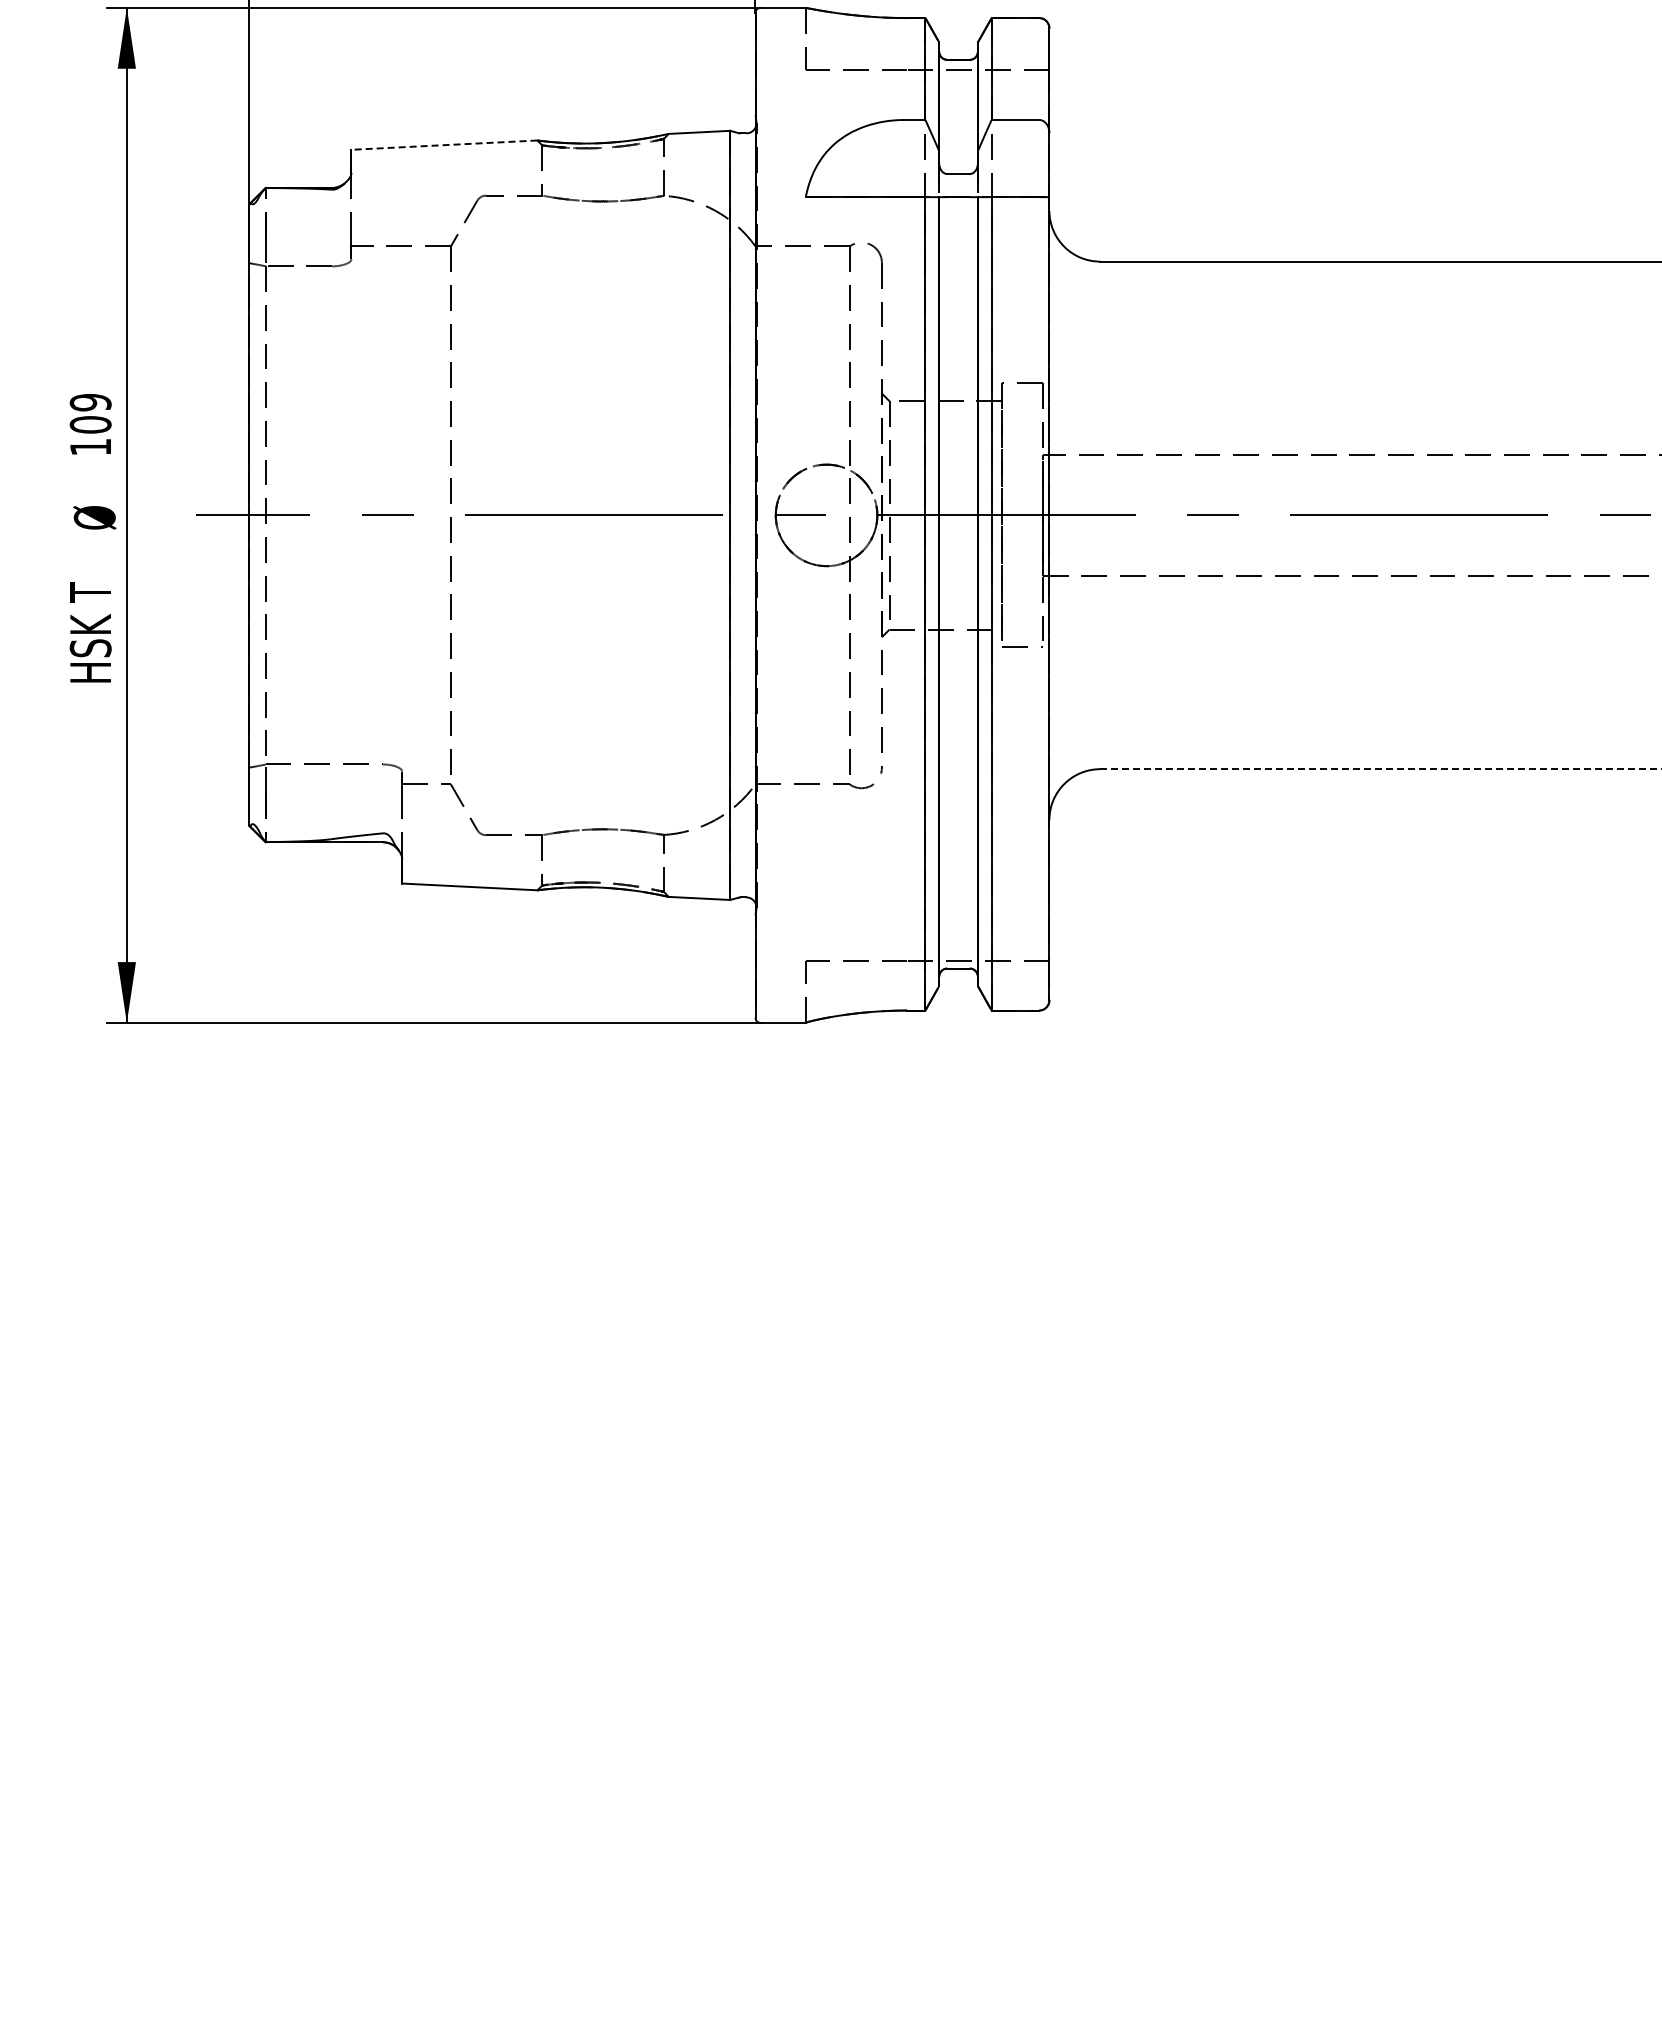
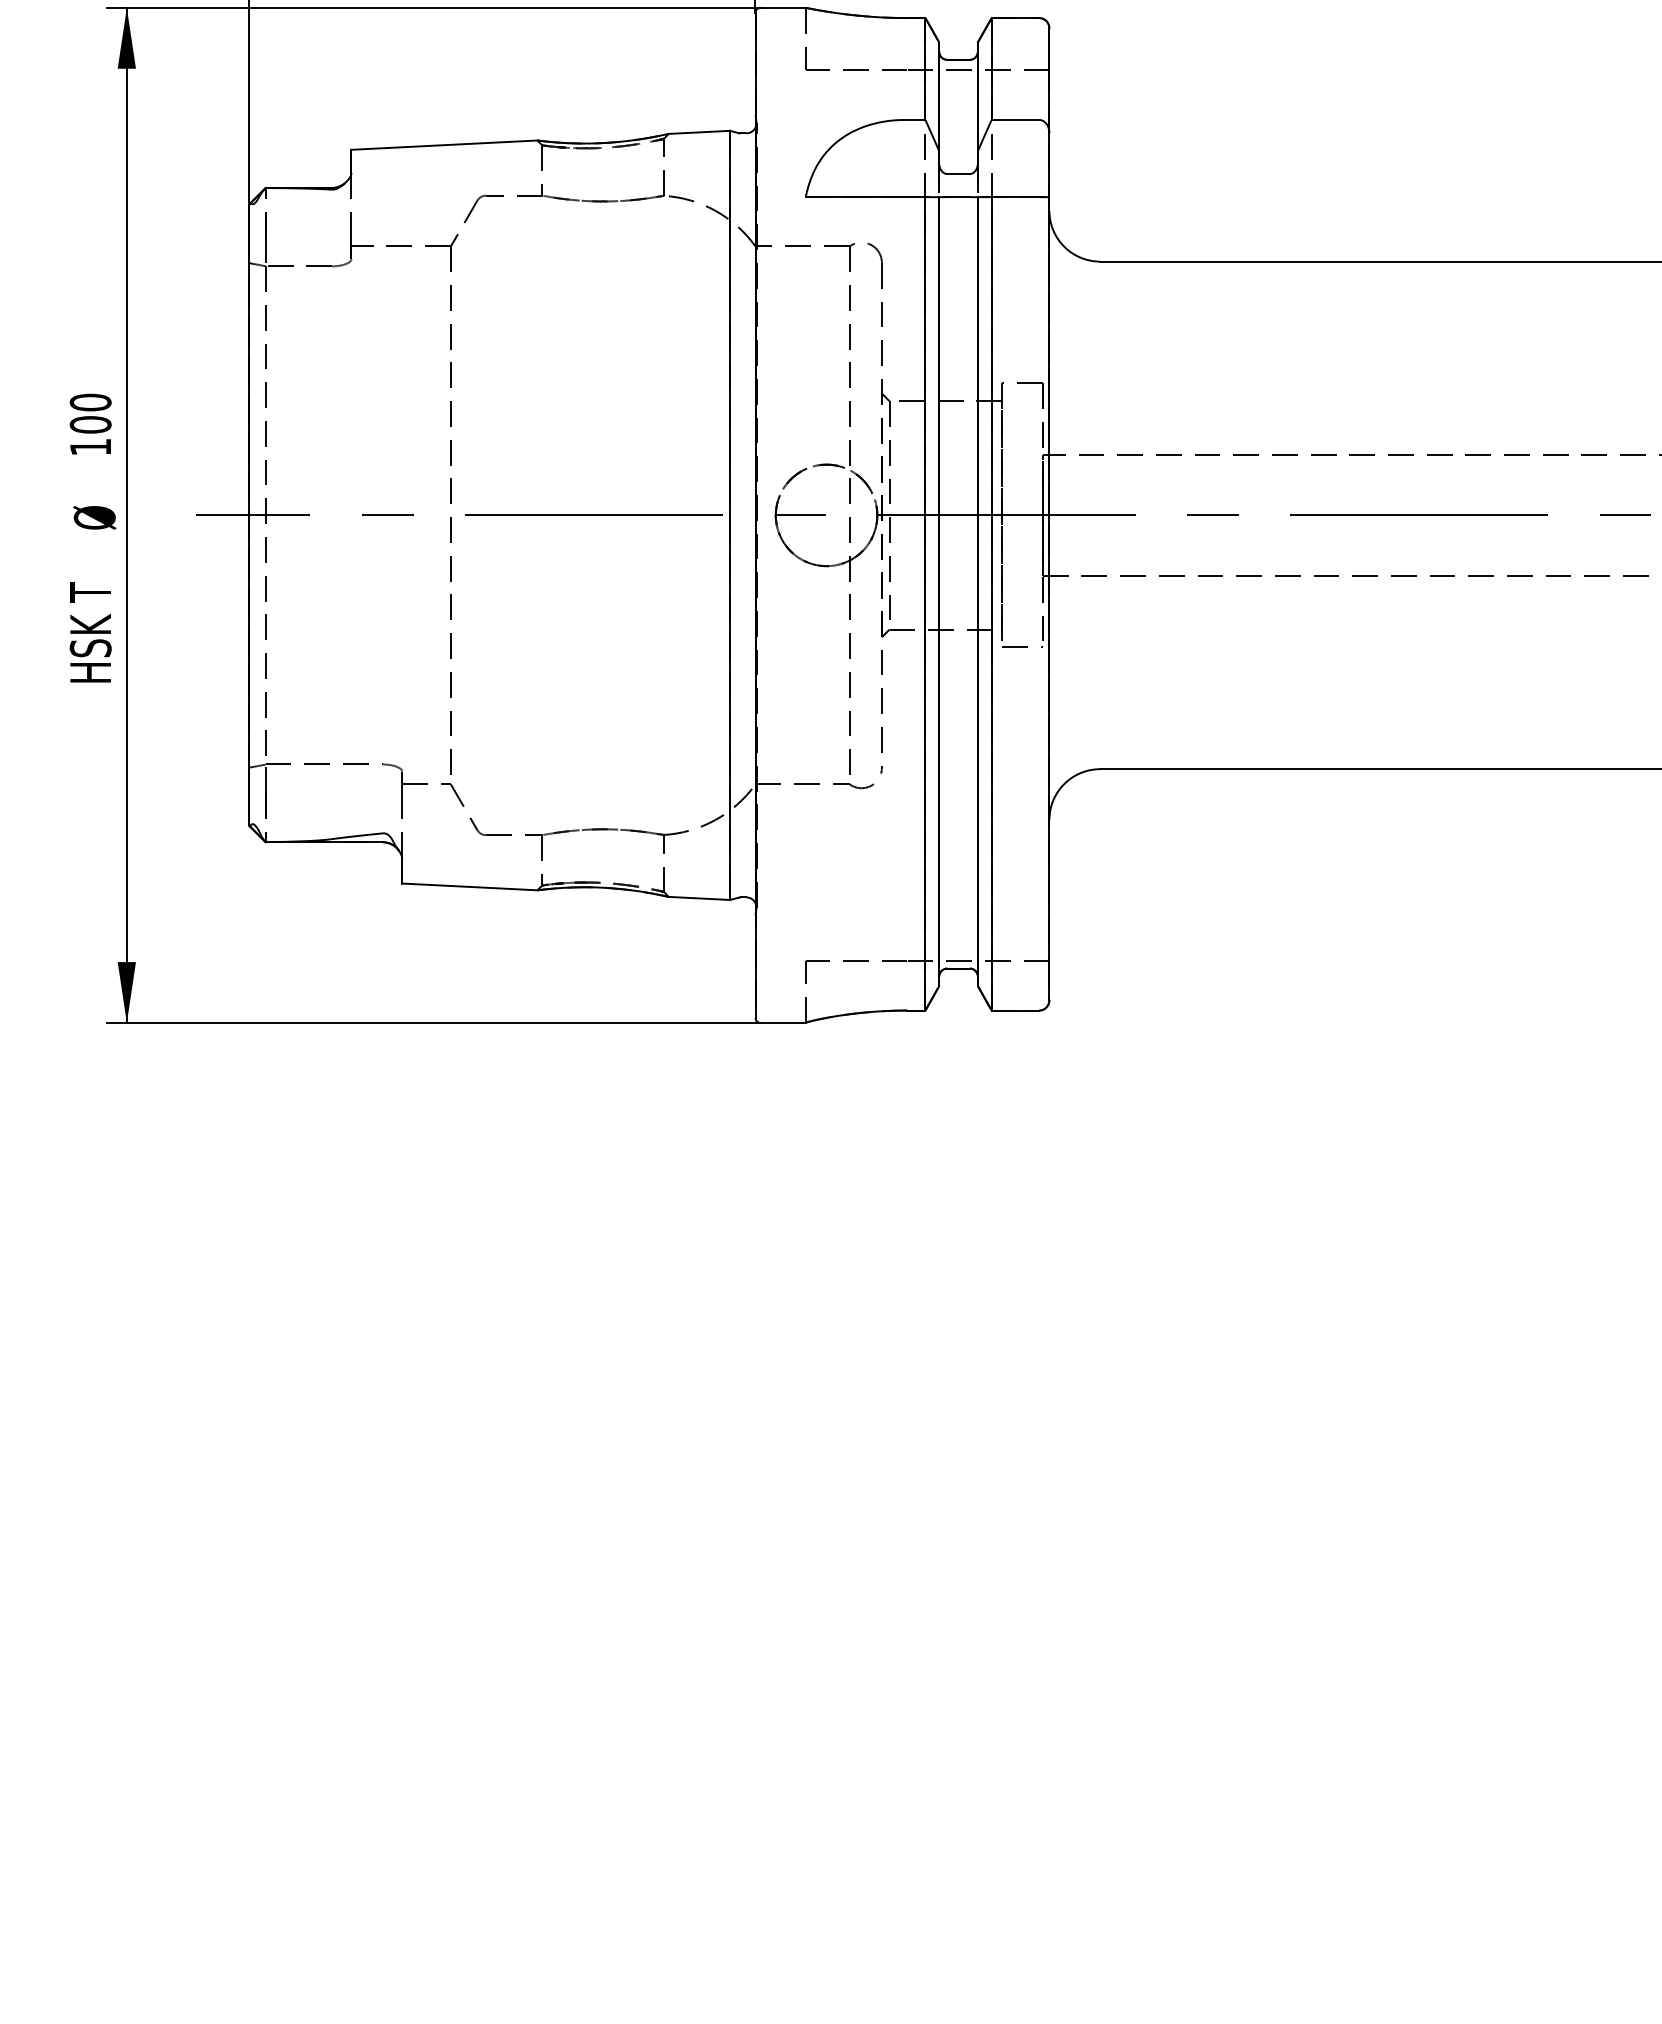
line: dashed -> solid (443, 145)
text: 109 -> 100 (90, 402)
line: dashed -> solid (1381, 769)
